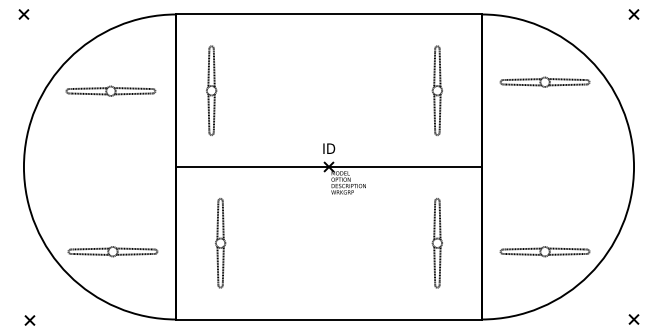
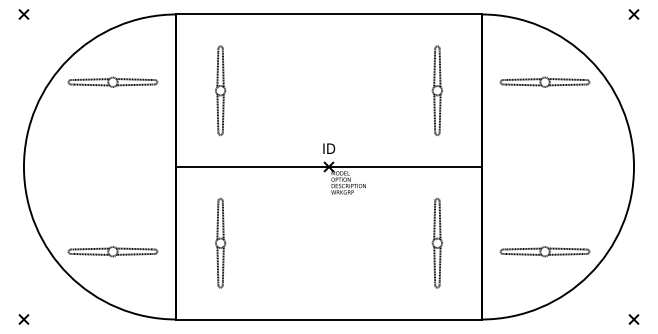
part position: (110, 90) -> (112, 81) (112, 81)
part position: (211, 90) -> (220, 90) (220, 90)
part position: (29, 320) -> (23, 319) (23, 319)
